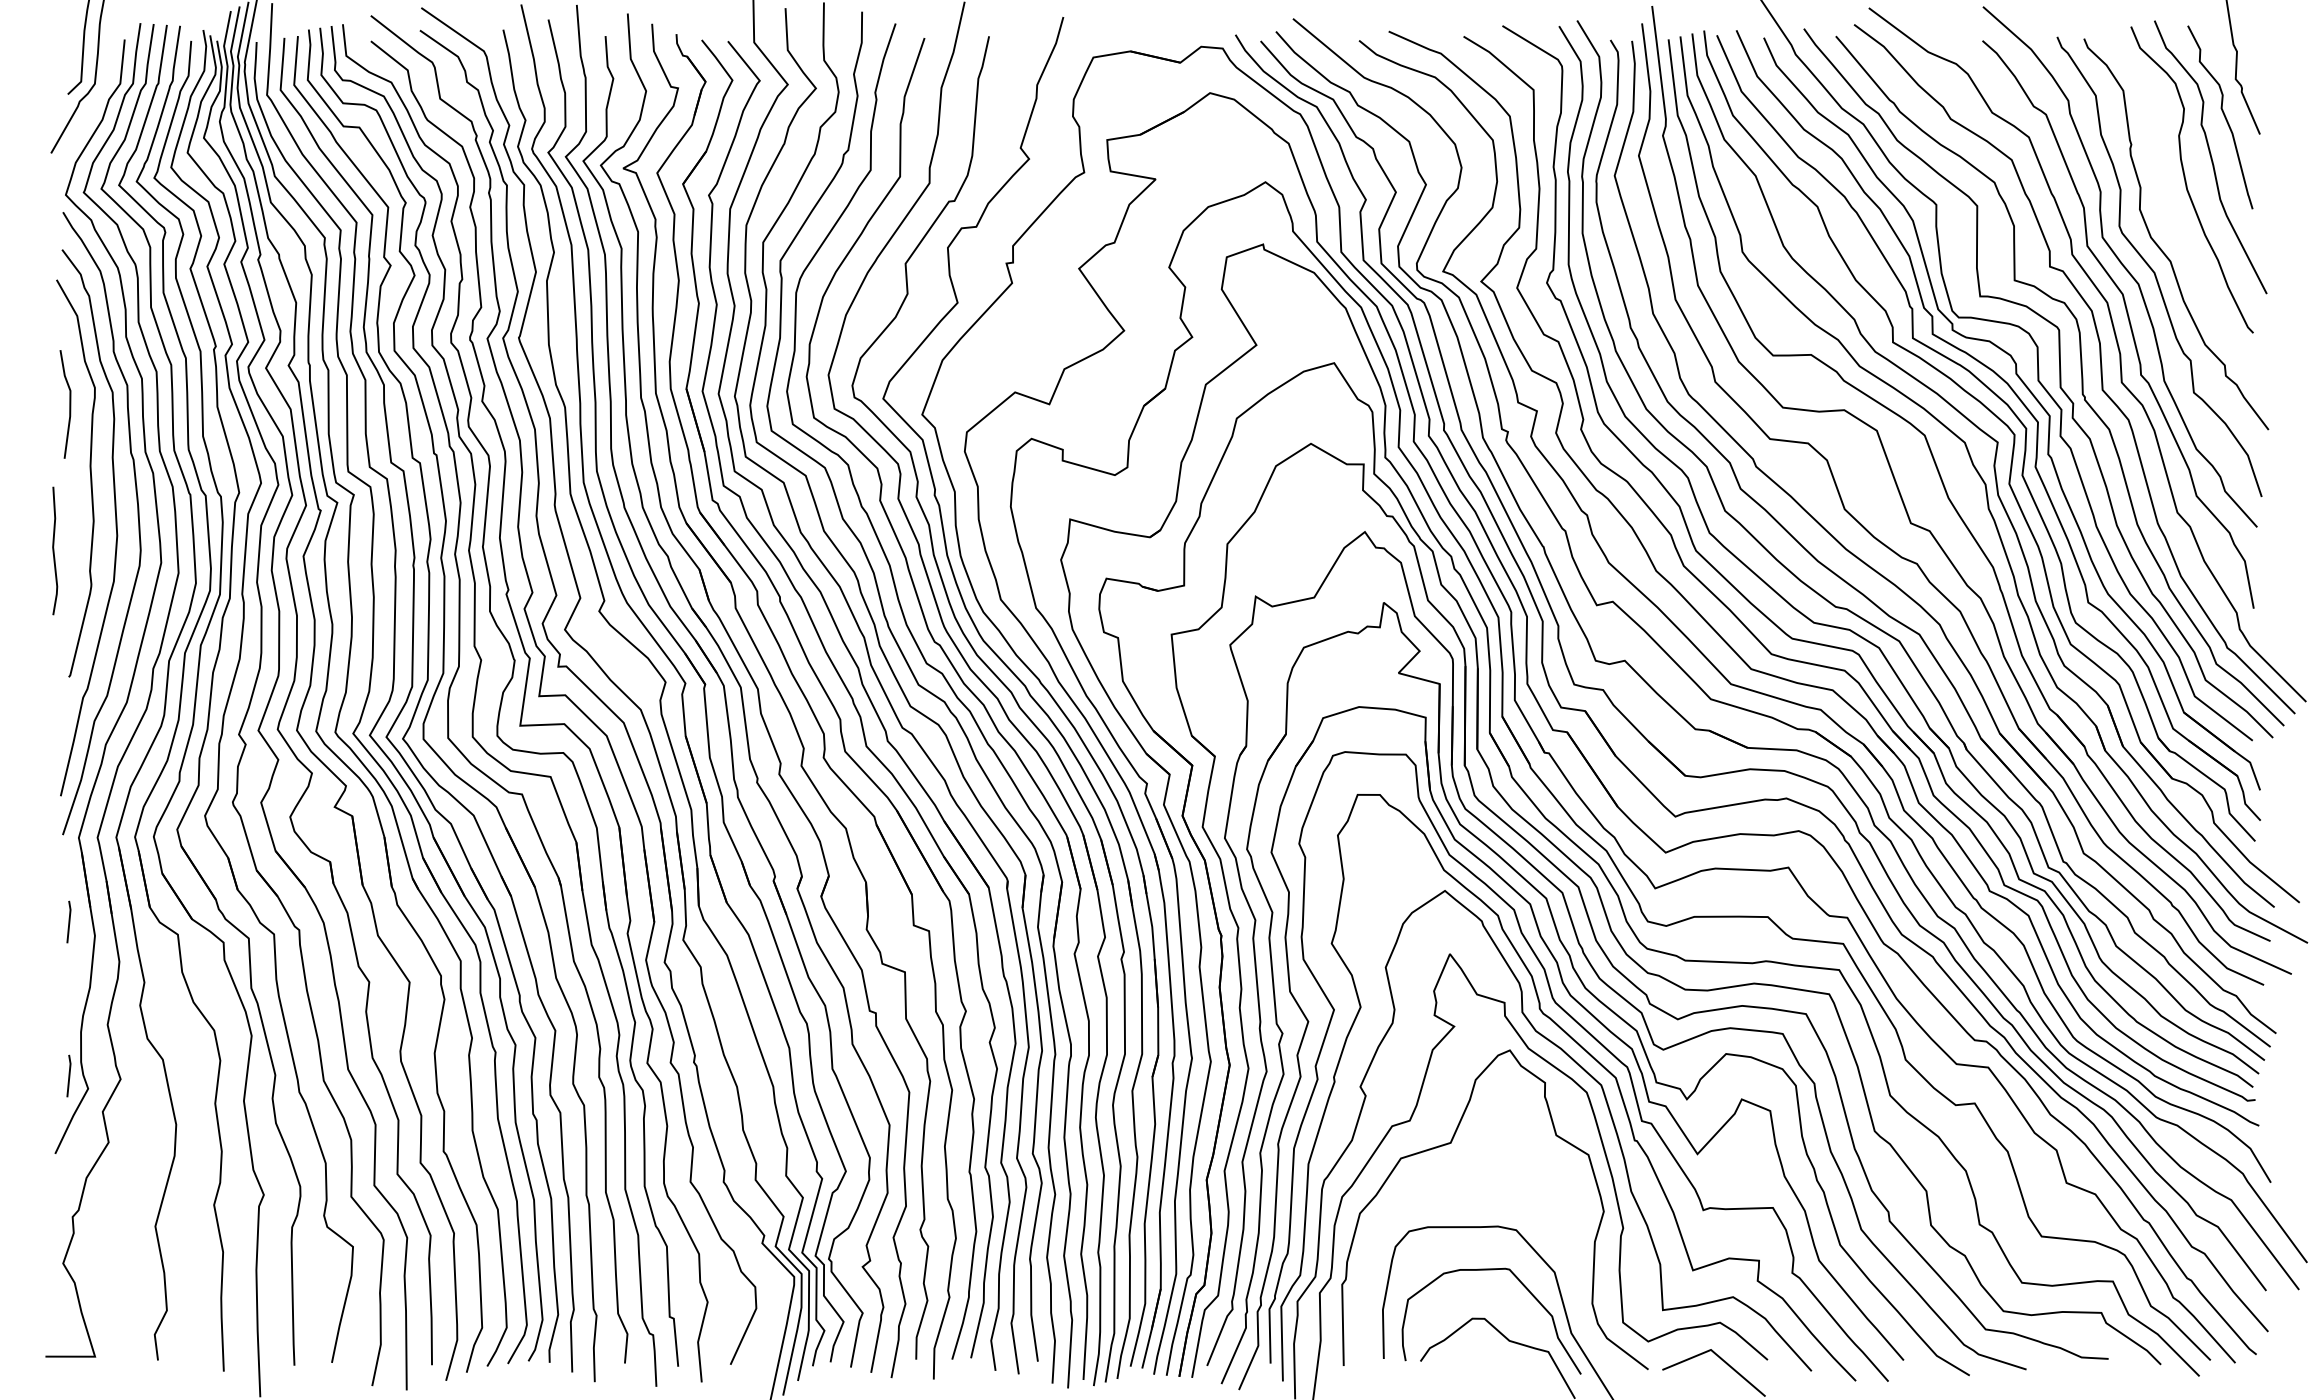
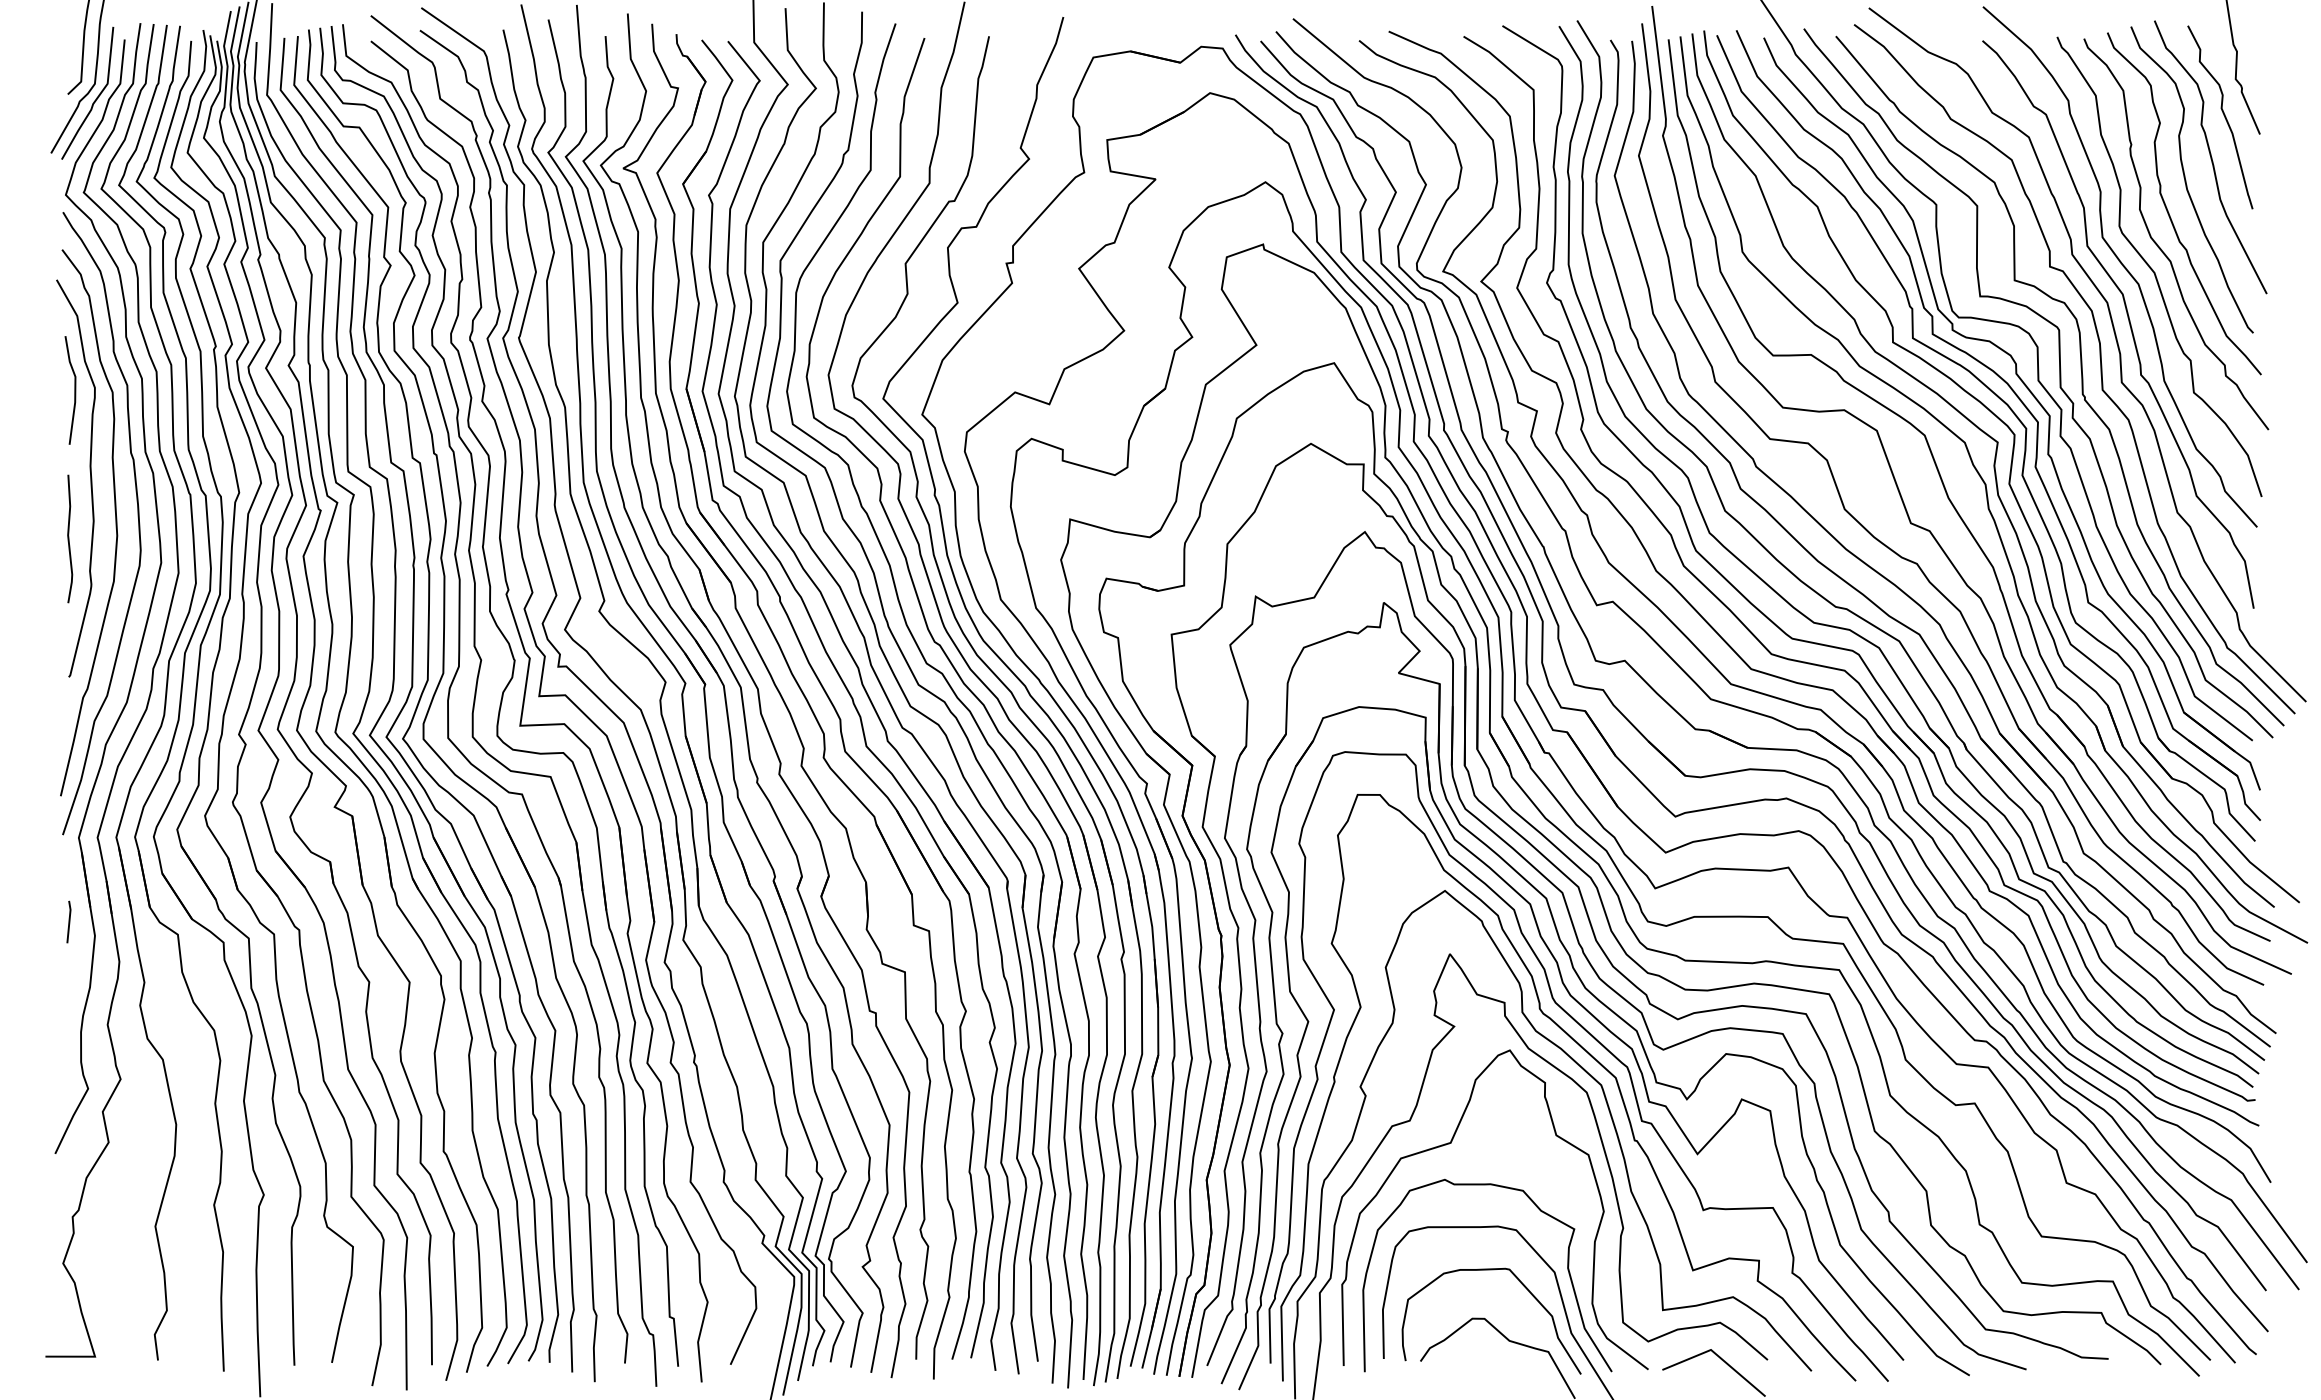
curve: none -> present (96, 97)
curve: none -> present (2167, 207)
line position: (69, 404) -> (74, 390) (74, 390)
curve position: (54, 550) -> (69, 538) (69, 538)
line: present -> none (68, 1075)
curve: none -> present (1567, 1270)
